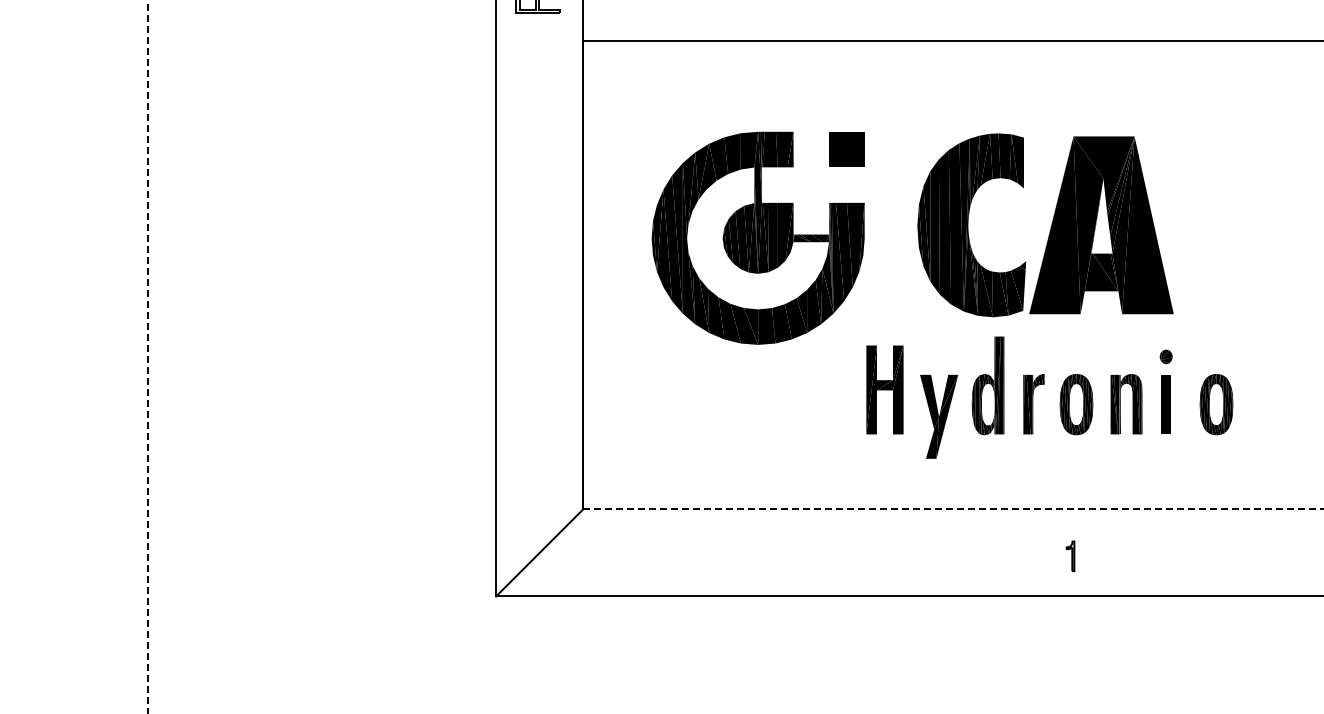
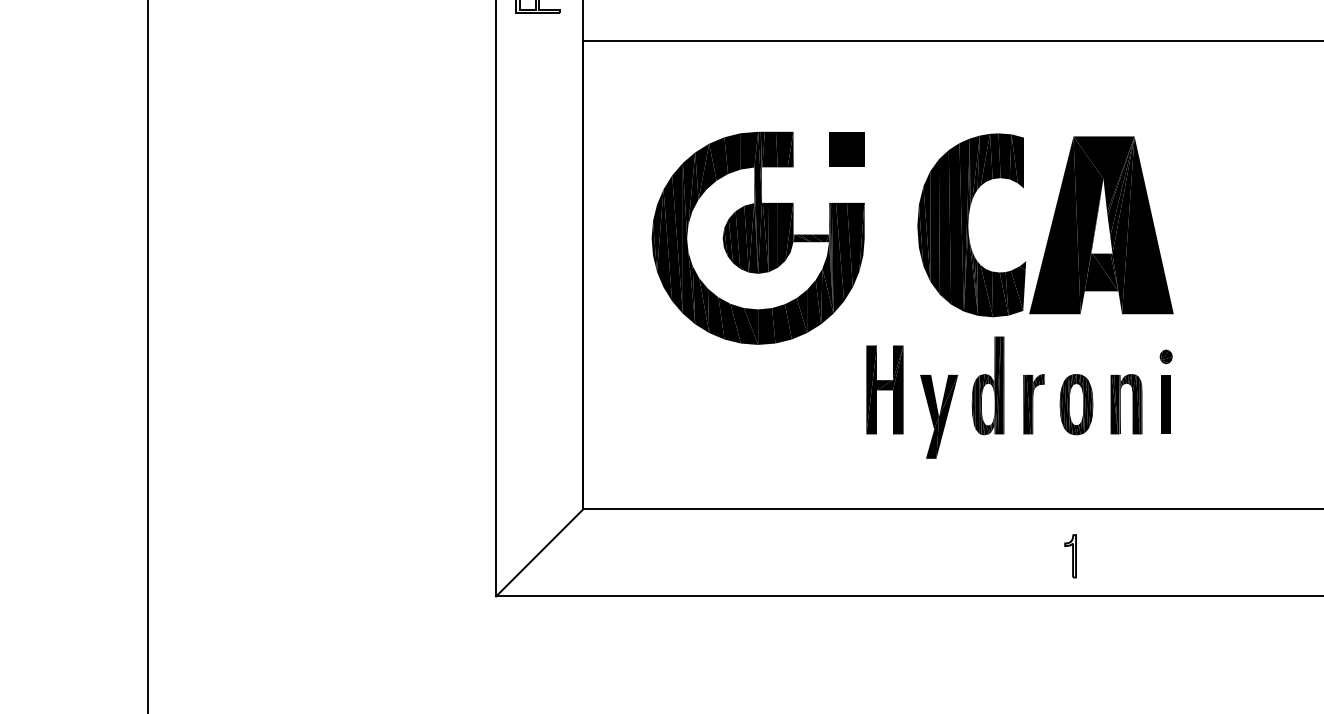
line: dashed -> solid (147, 357)
part: present -> none (1216, 404)
line: dashed -> solid (953, 509)
part size: 11x33 px -> 13x45 px (1070, 556)
